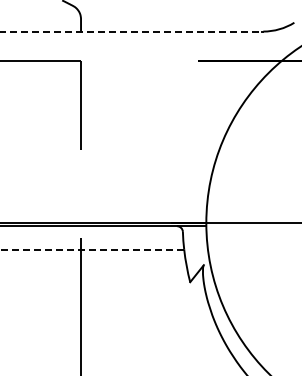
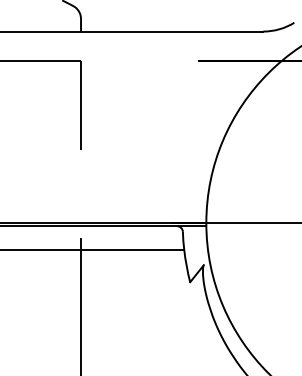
line: dashed -> solid (131, 31)
line: dashed -> solid (92, 249)
